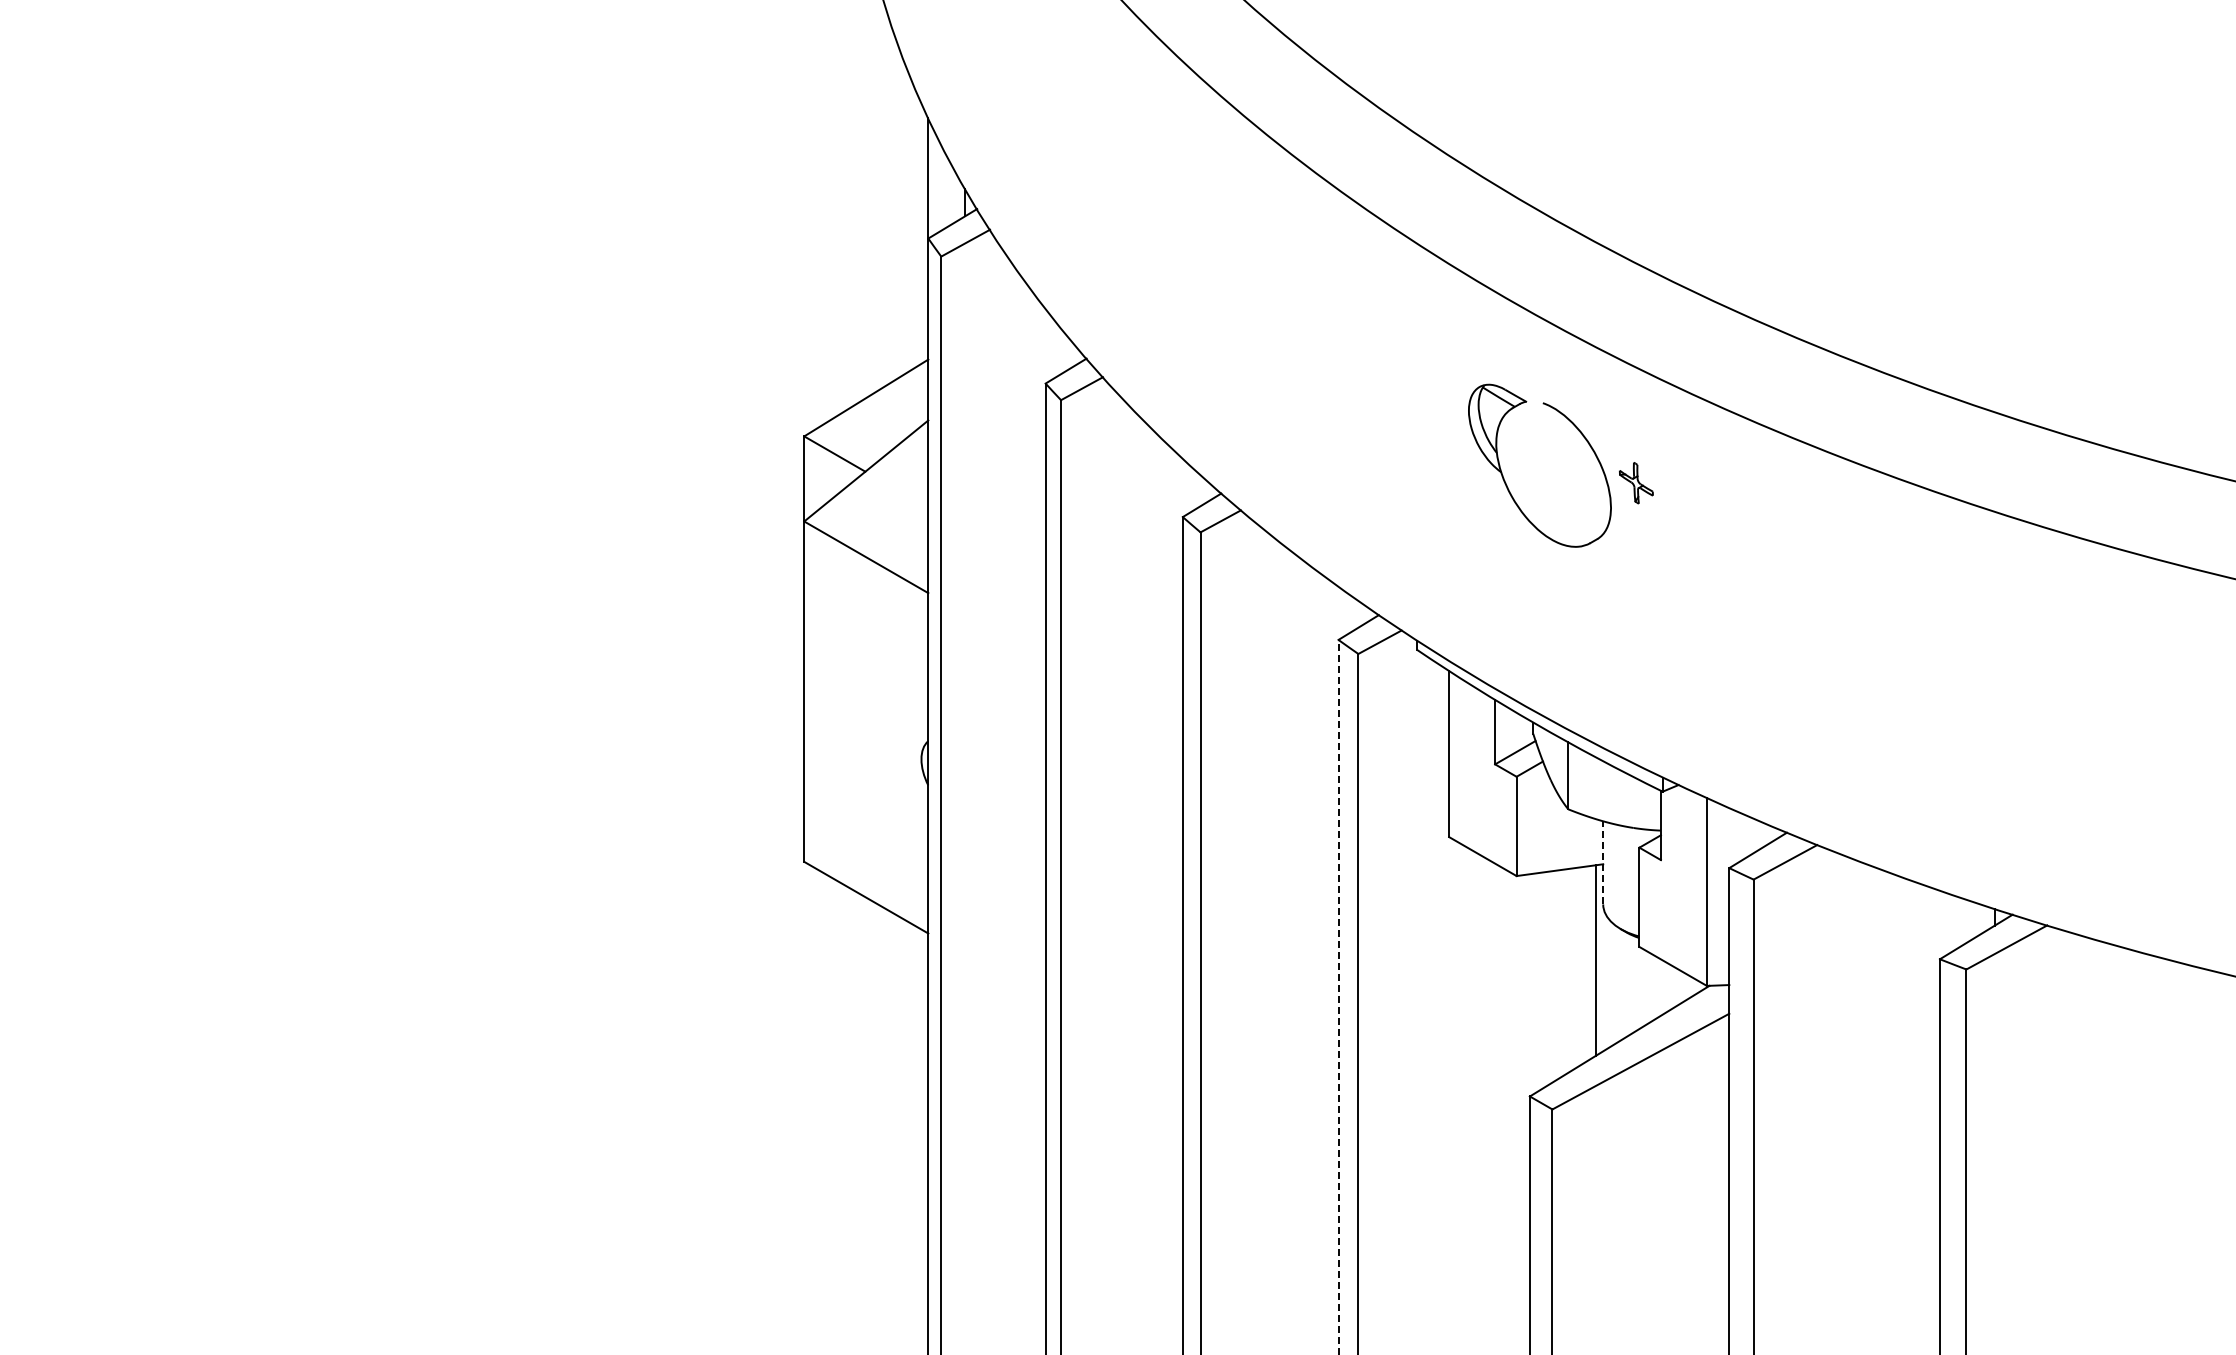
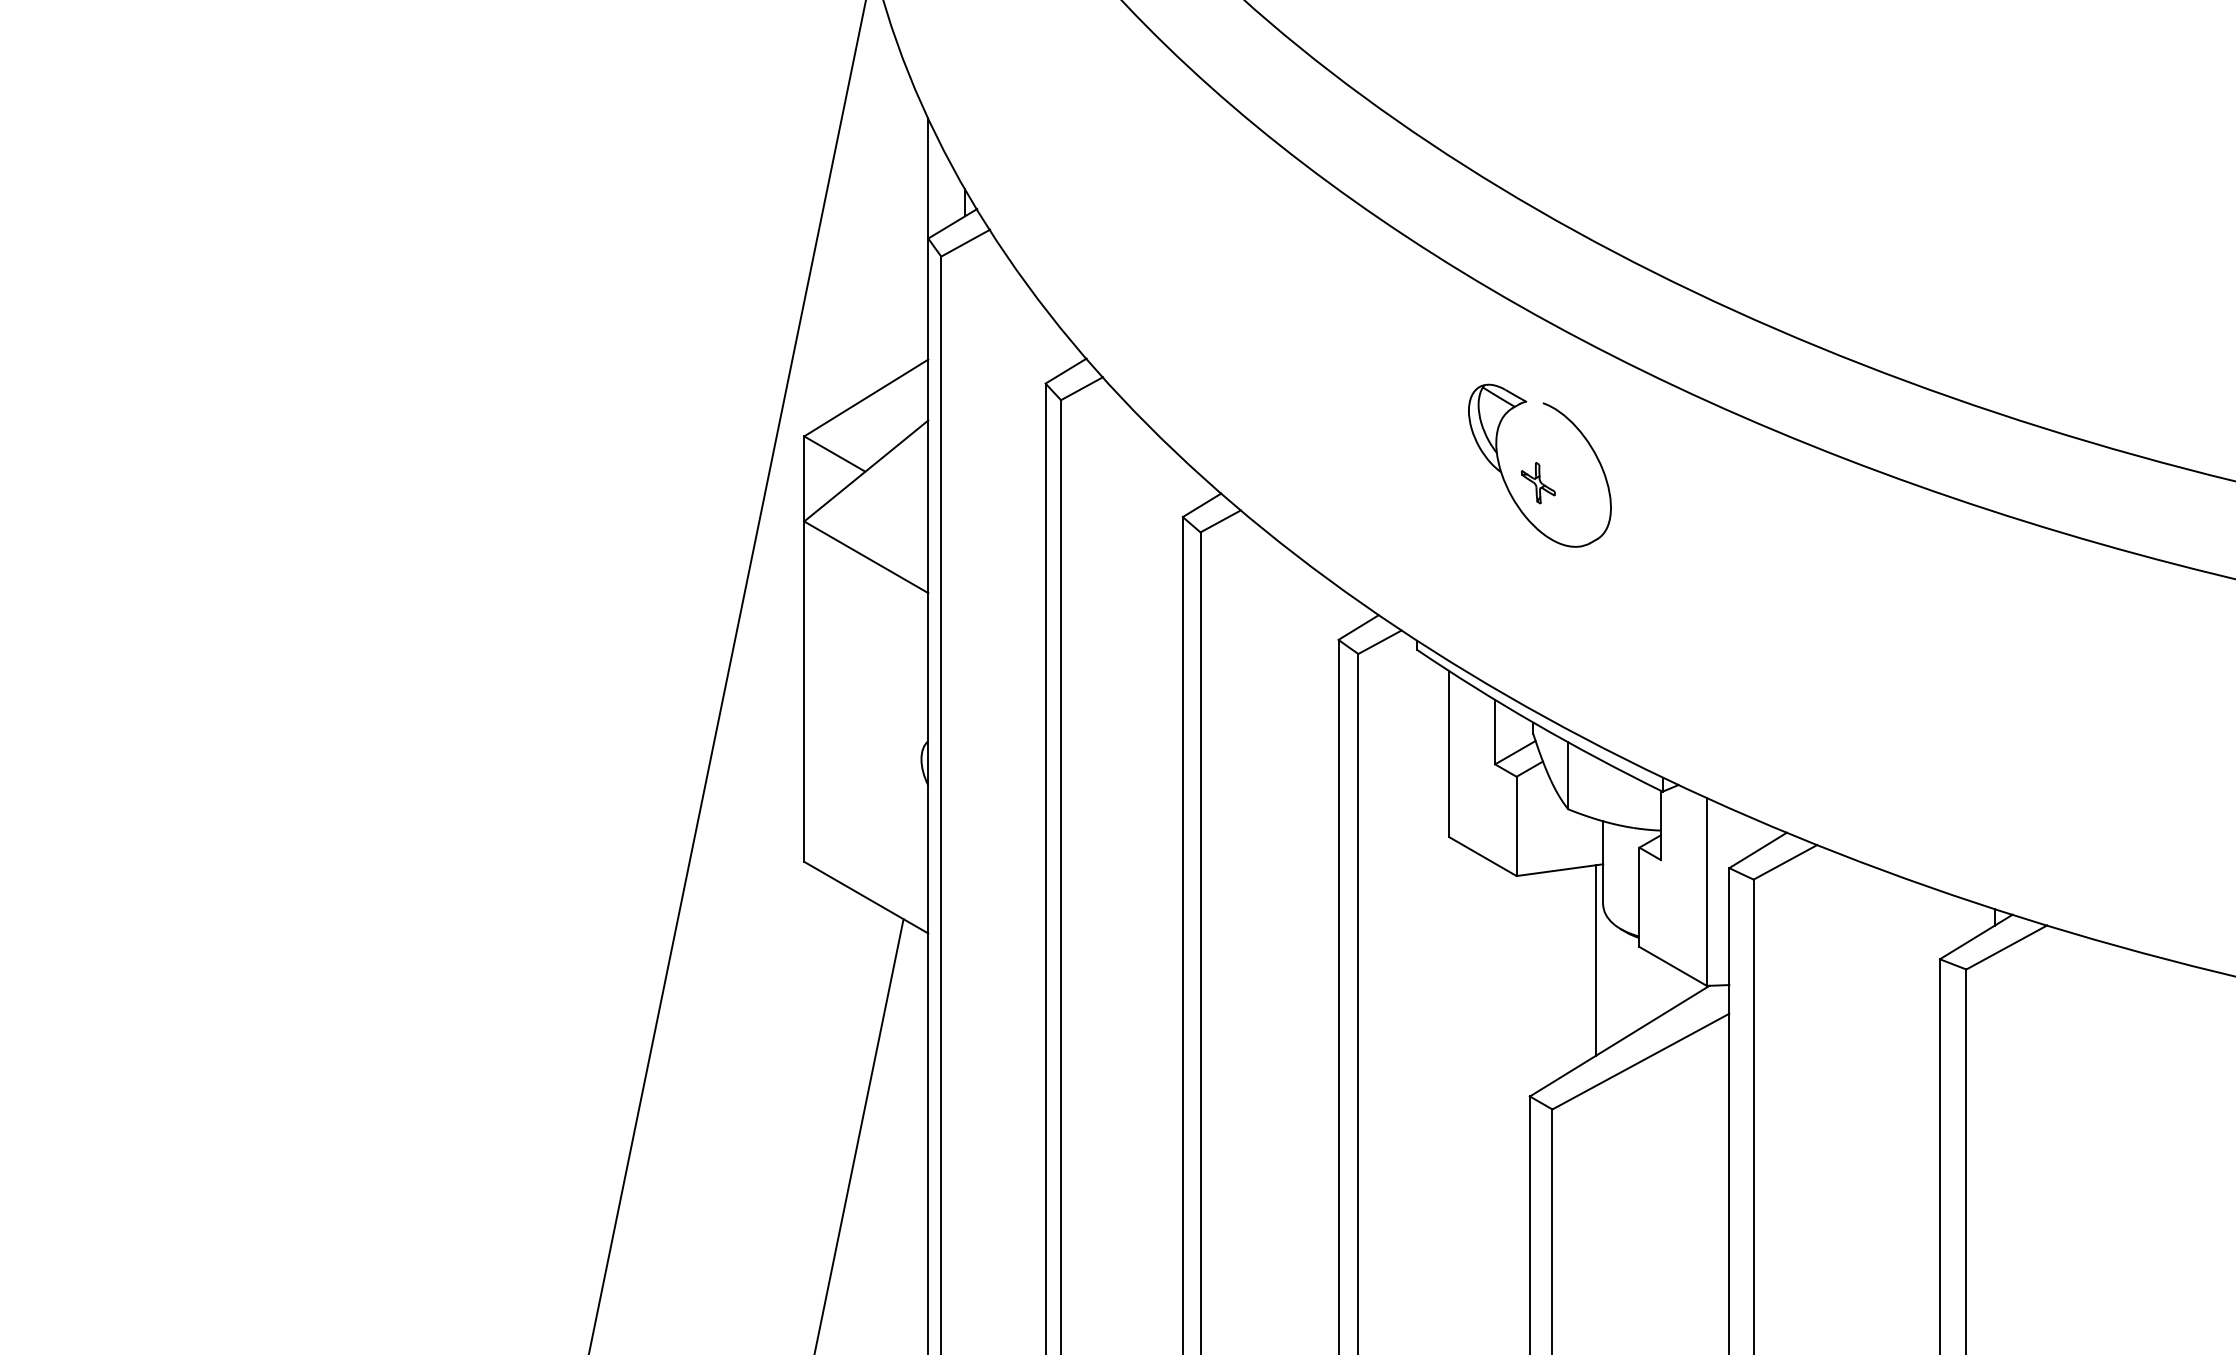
part position: (1636, 483) -> (1538, 483) (1538, 483)
line: none -> present (727, 676)
line: dashed -> solid (1603, 862)
line: dashed -> solid (1338, 996)
line: none -> present (859, 1135)
